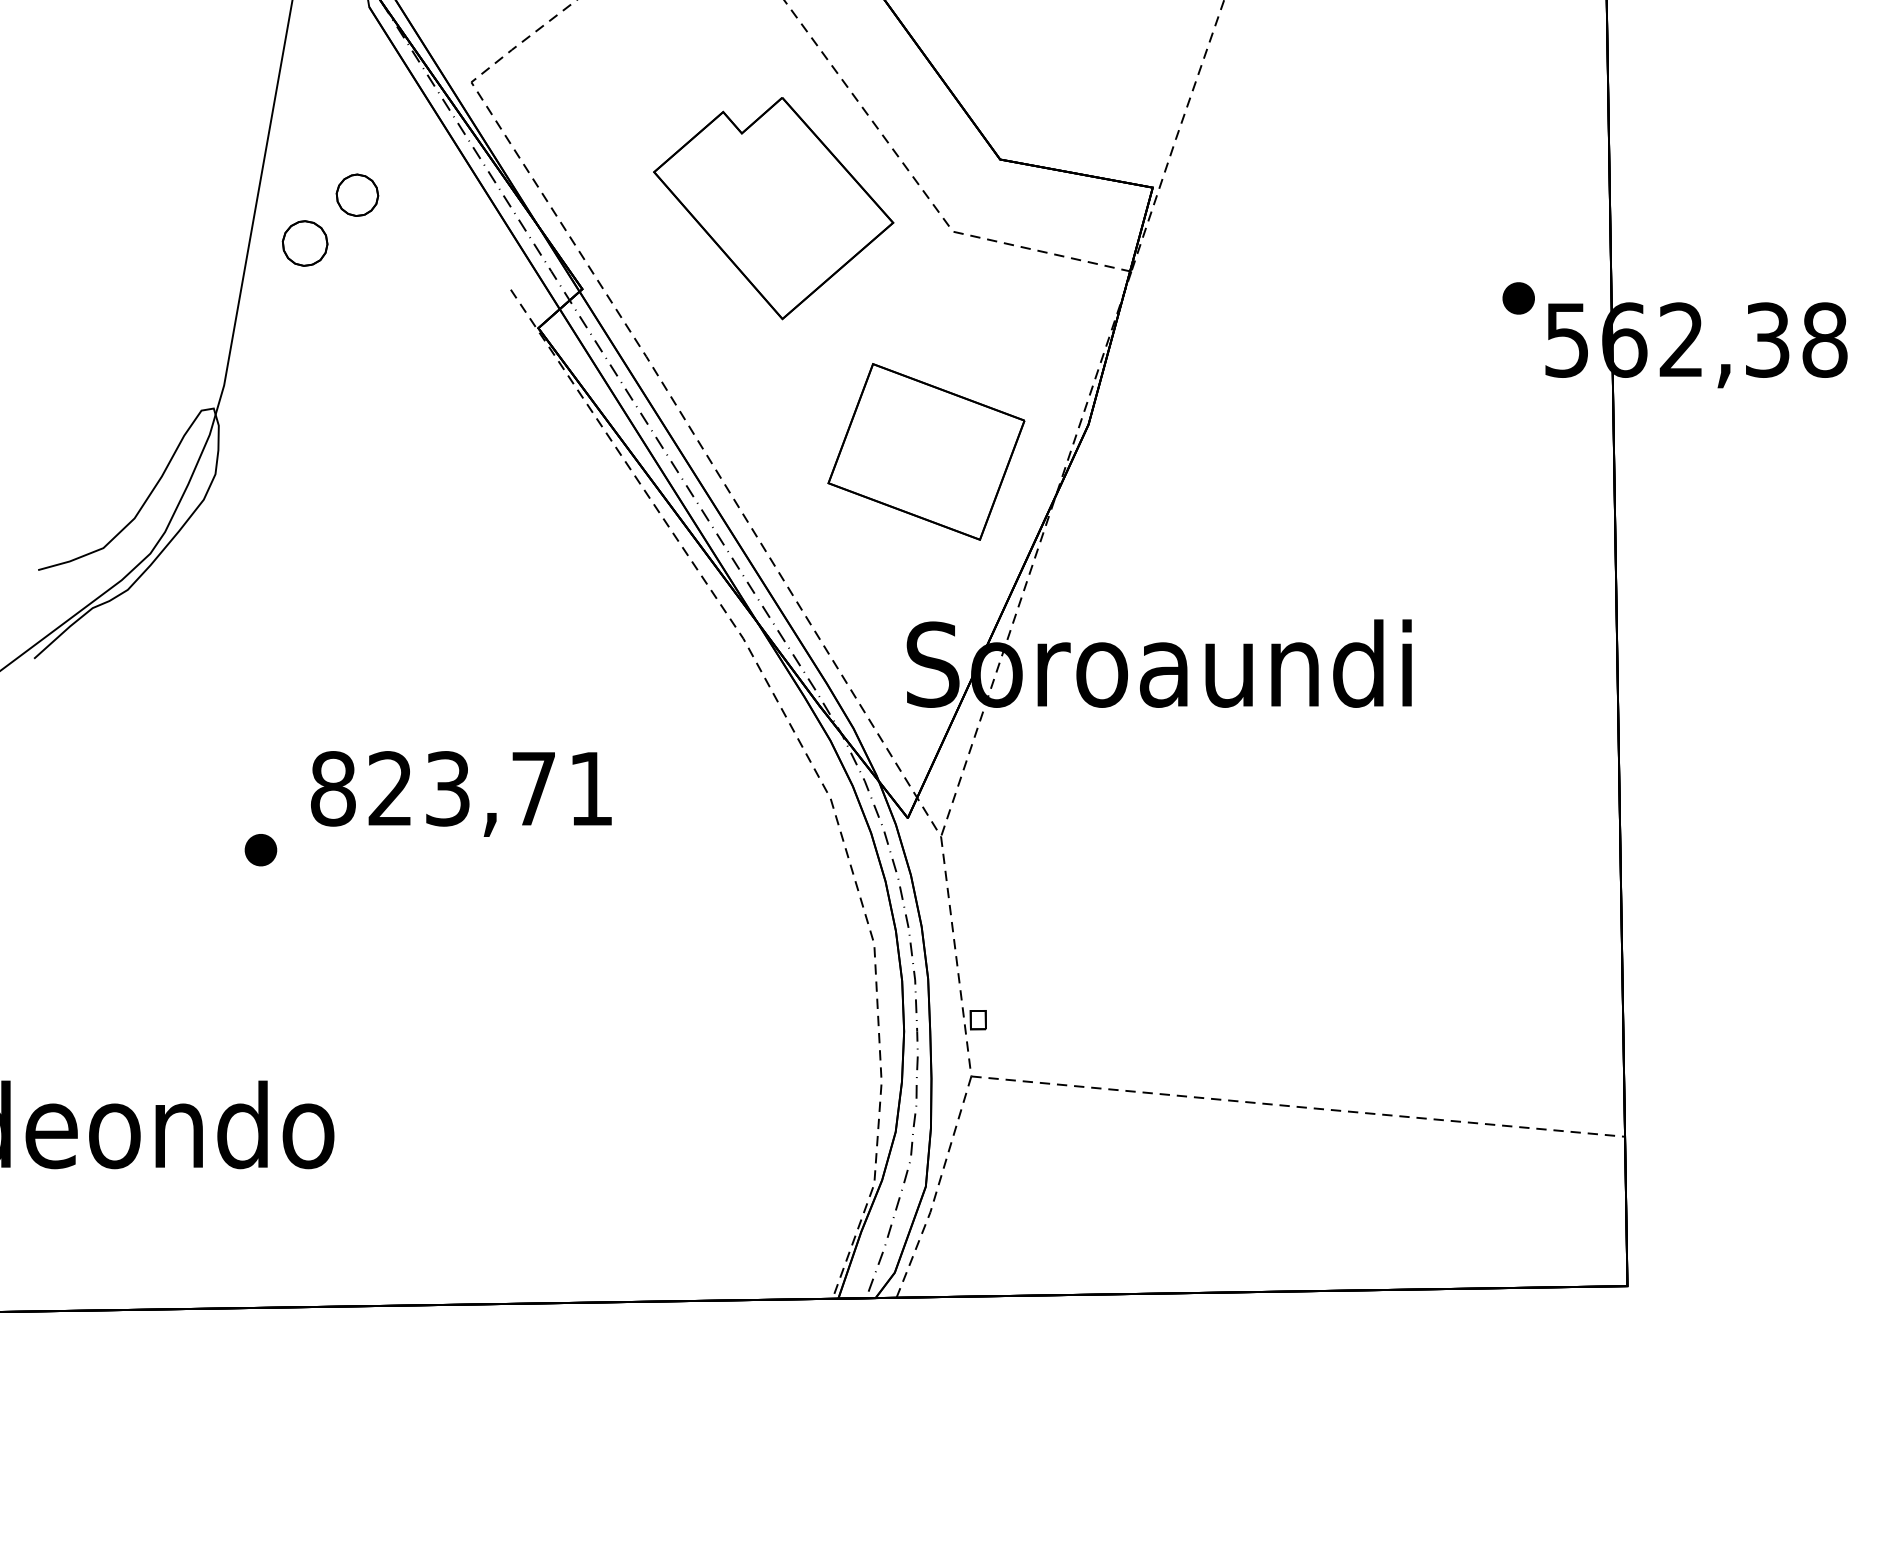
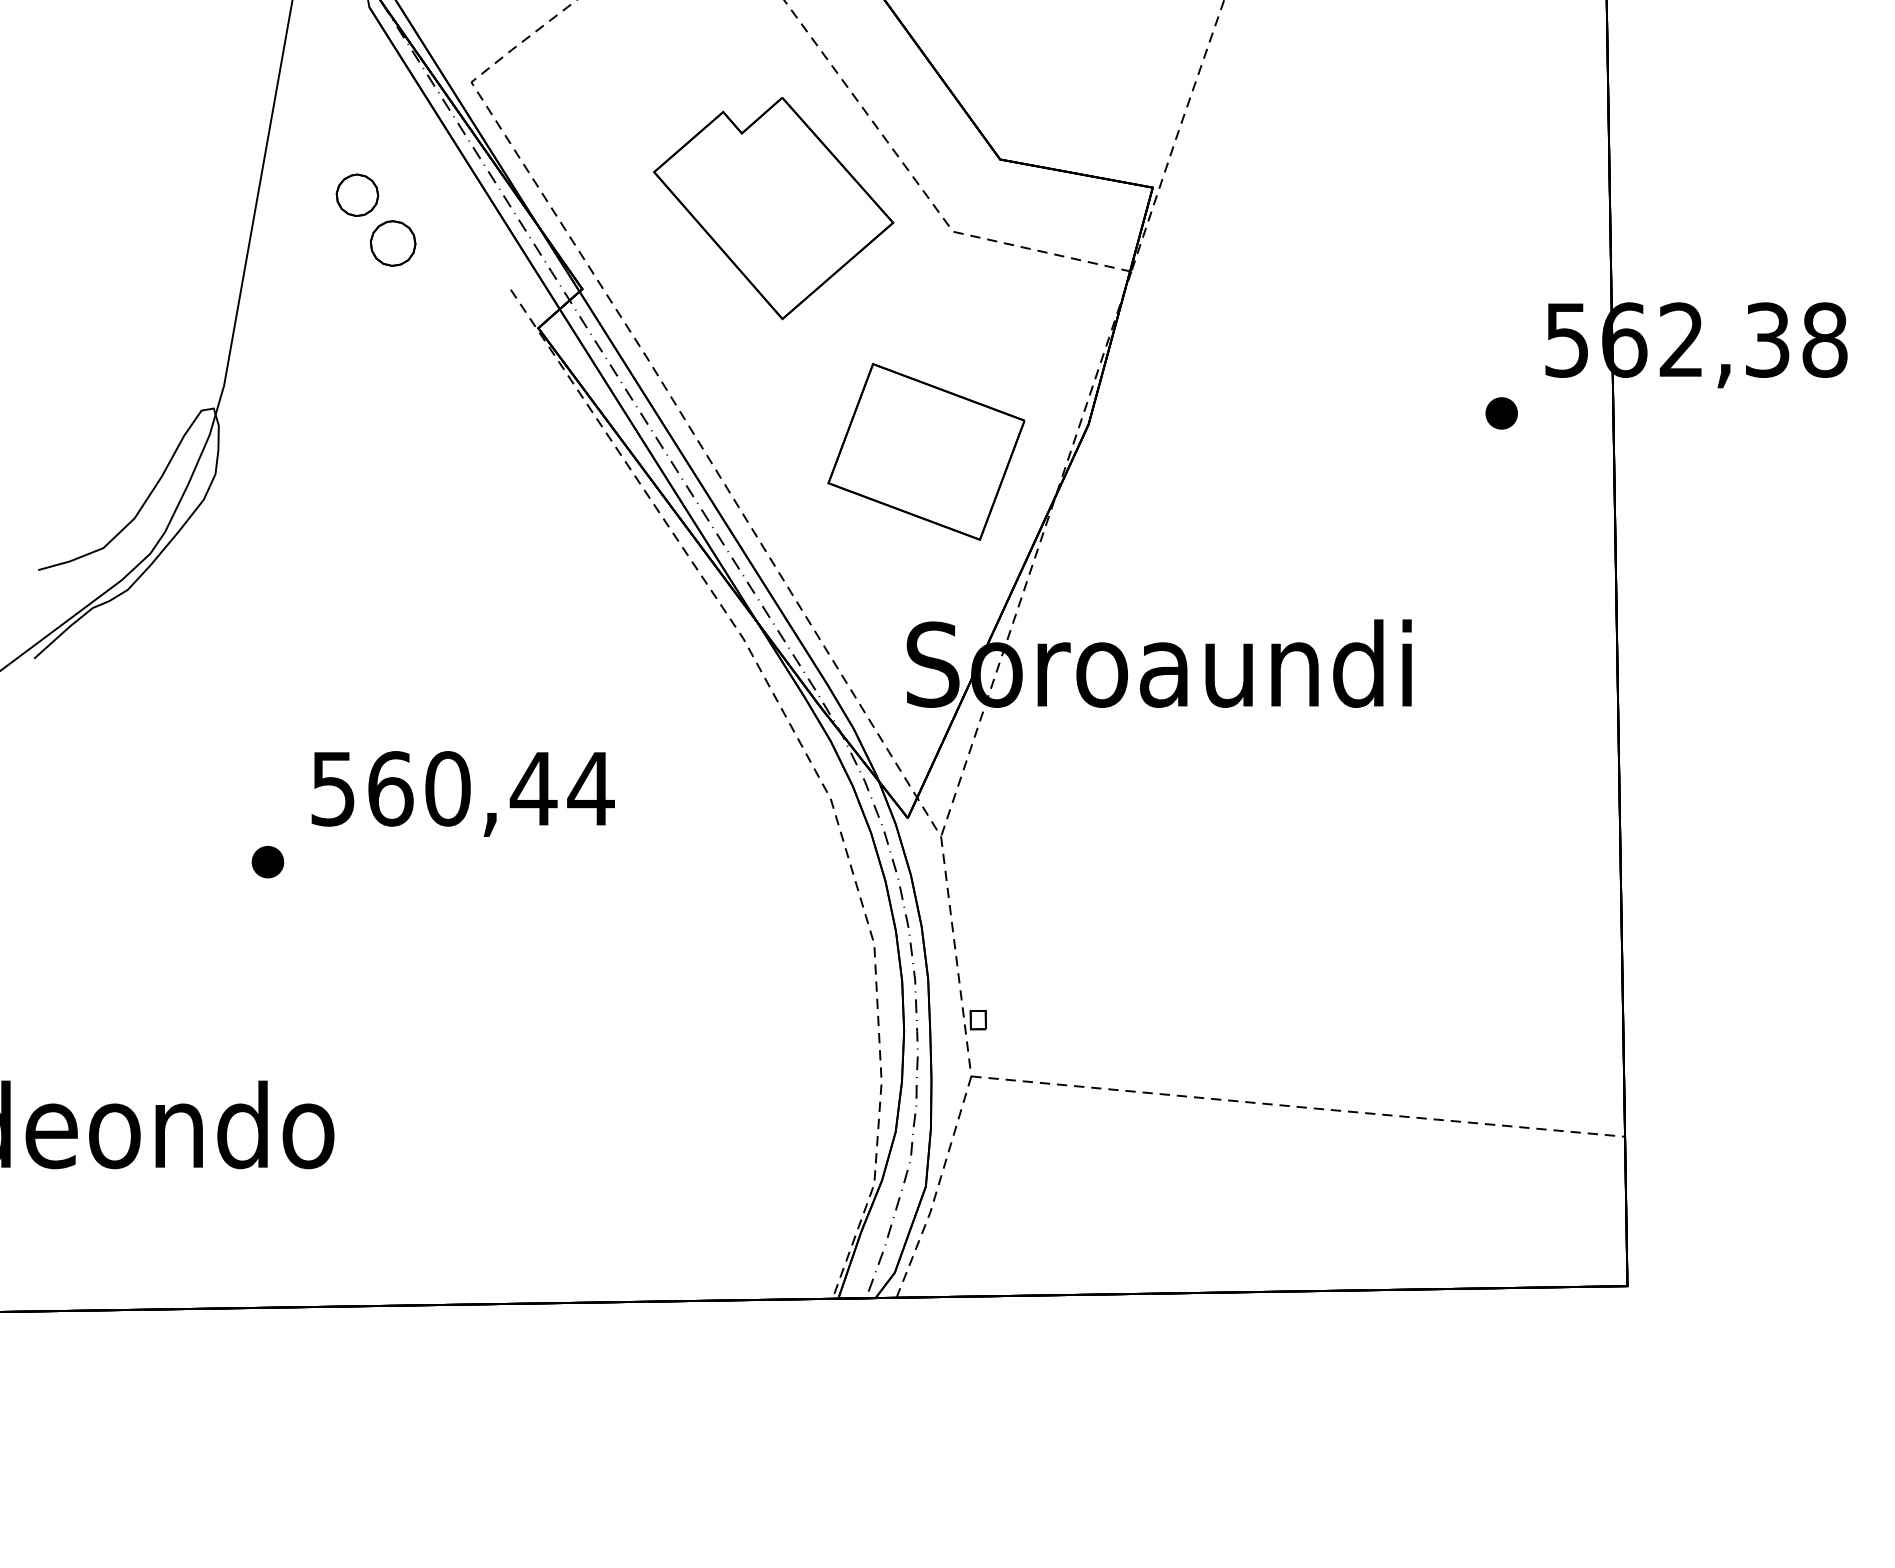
part position: (304, 243) -> (392, 243) (392, 243)
part position: (1518, 298) -> (1501, 413) (1501, 413)
text: 823,71 -> 560,44 (462, 788)
part position: (260, 850) -> (267, 862) (267, 862)
